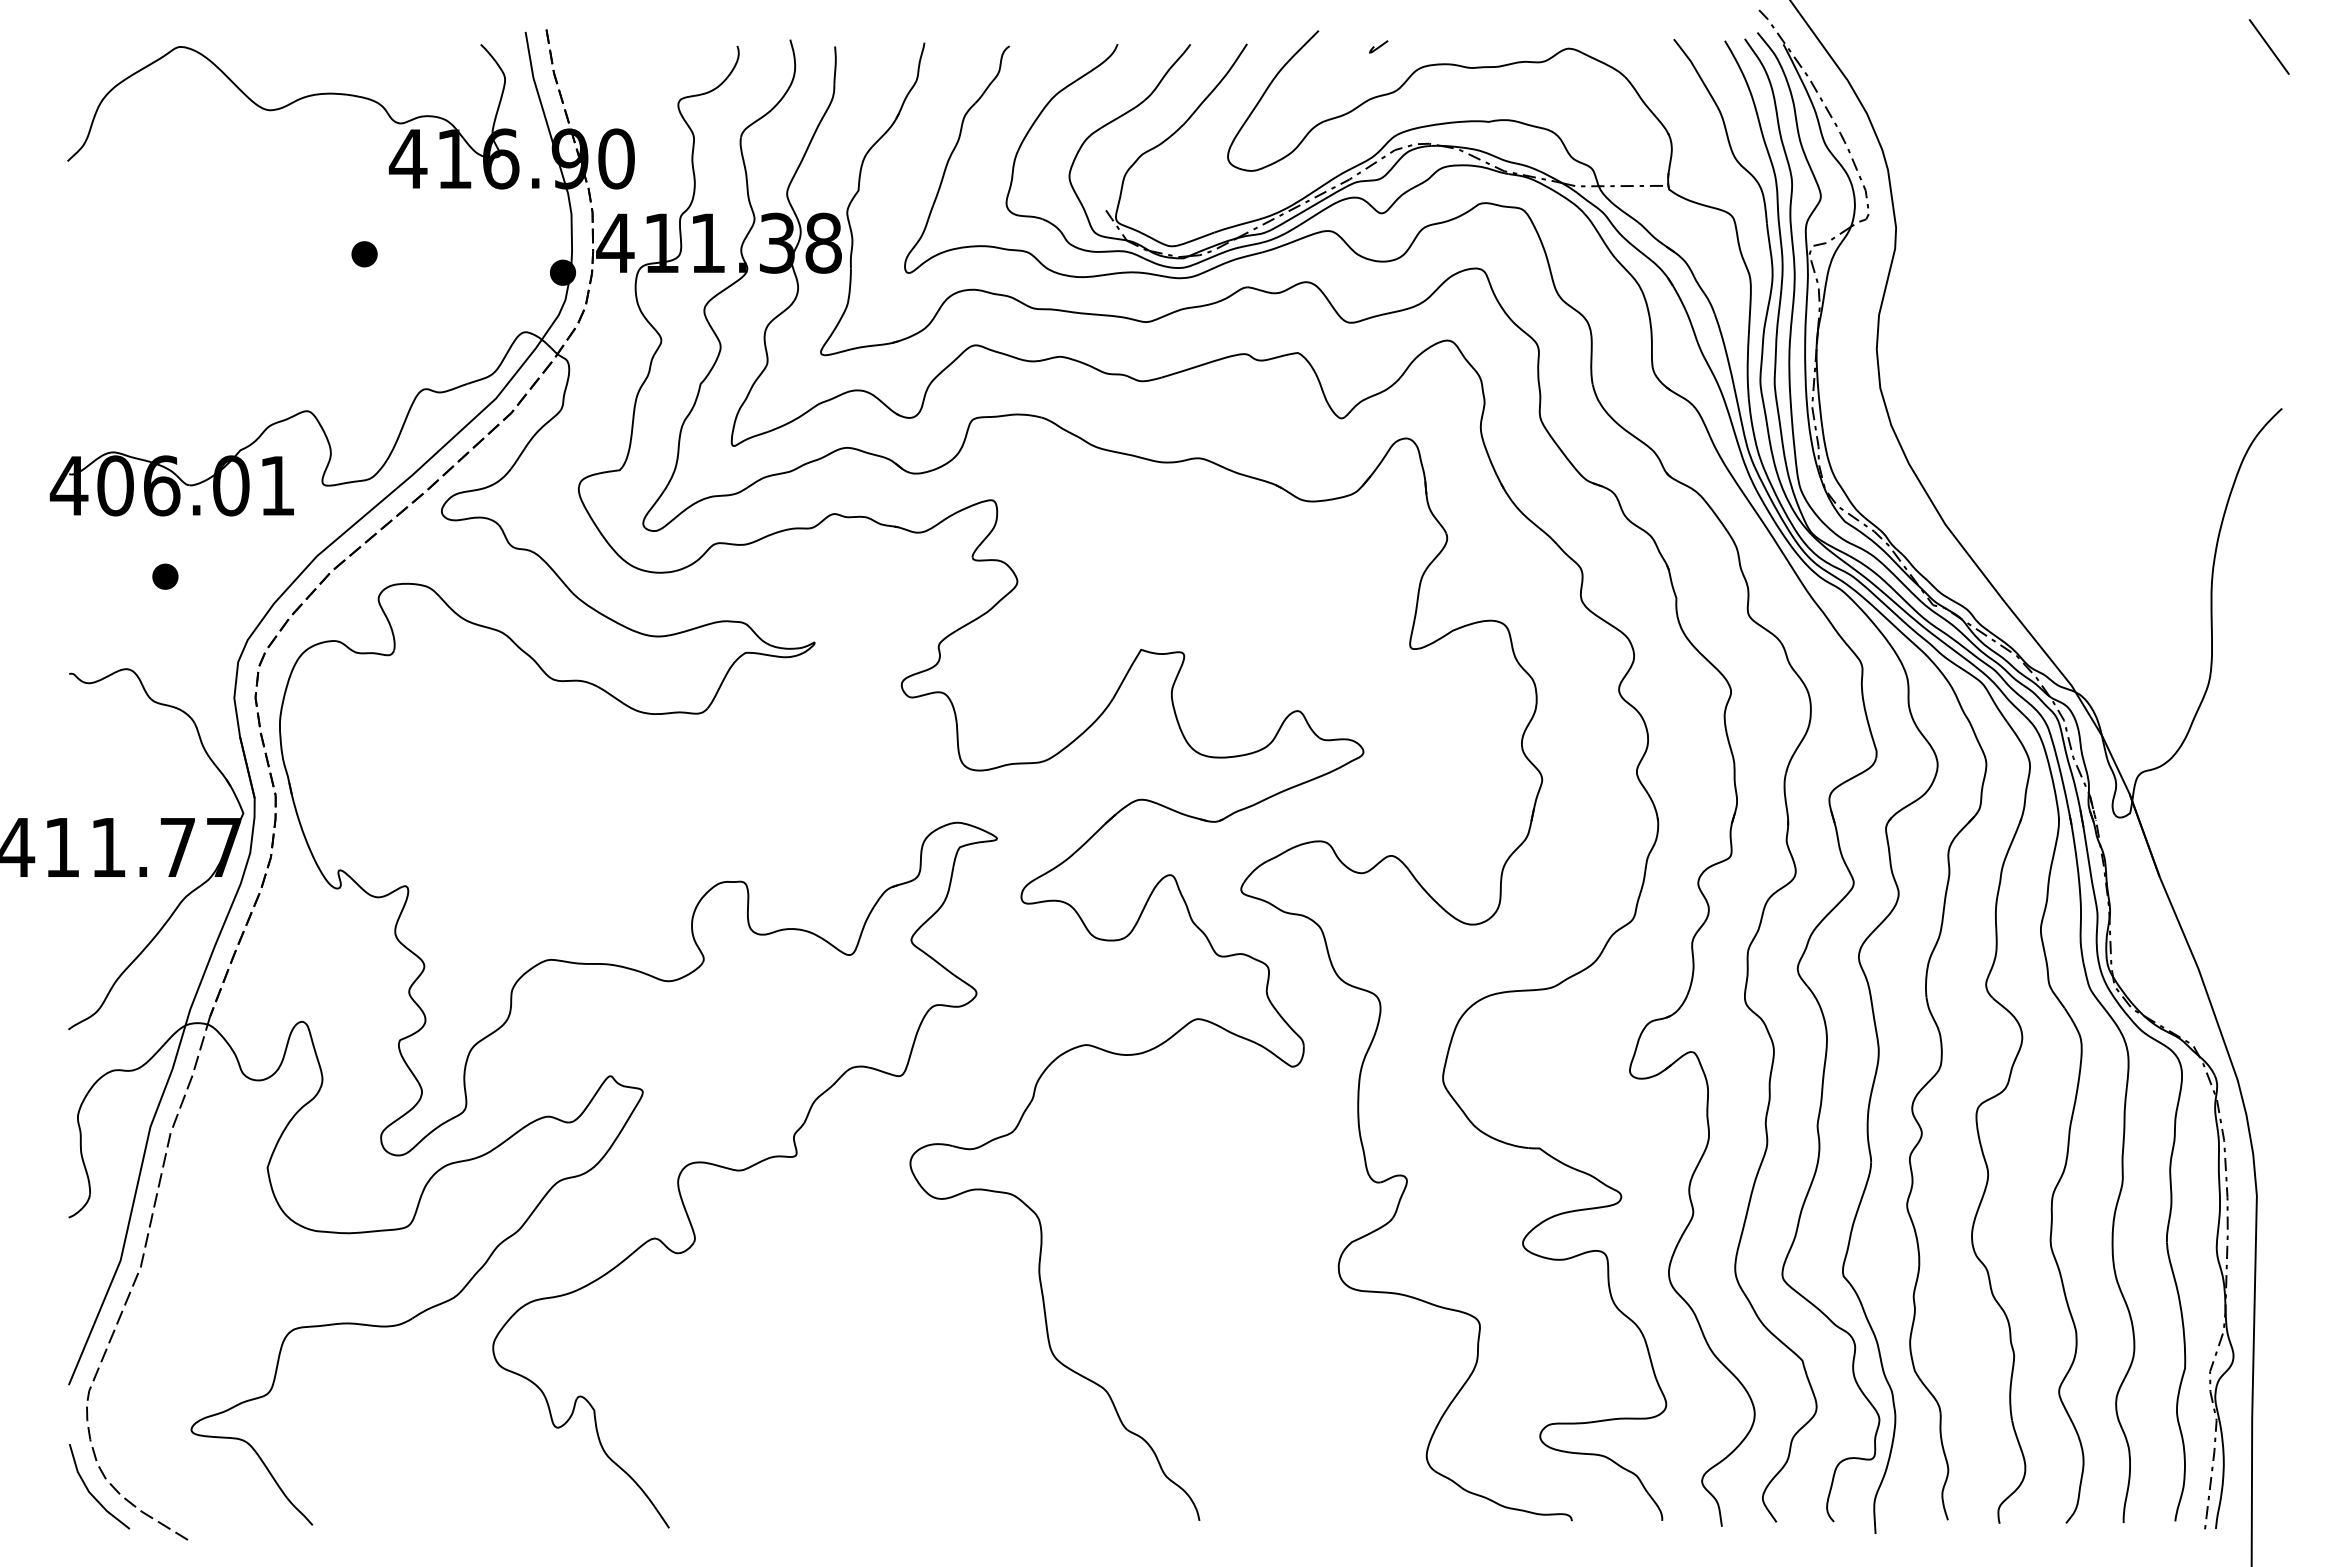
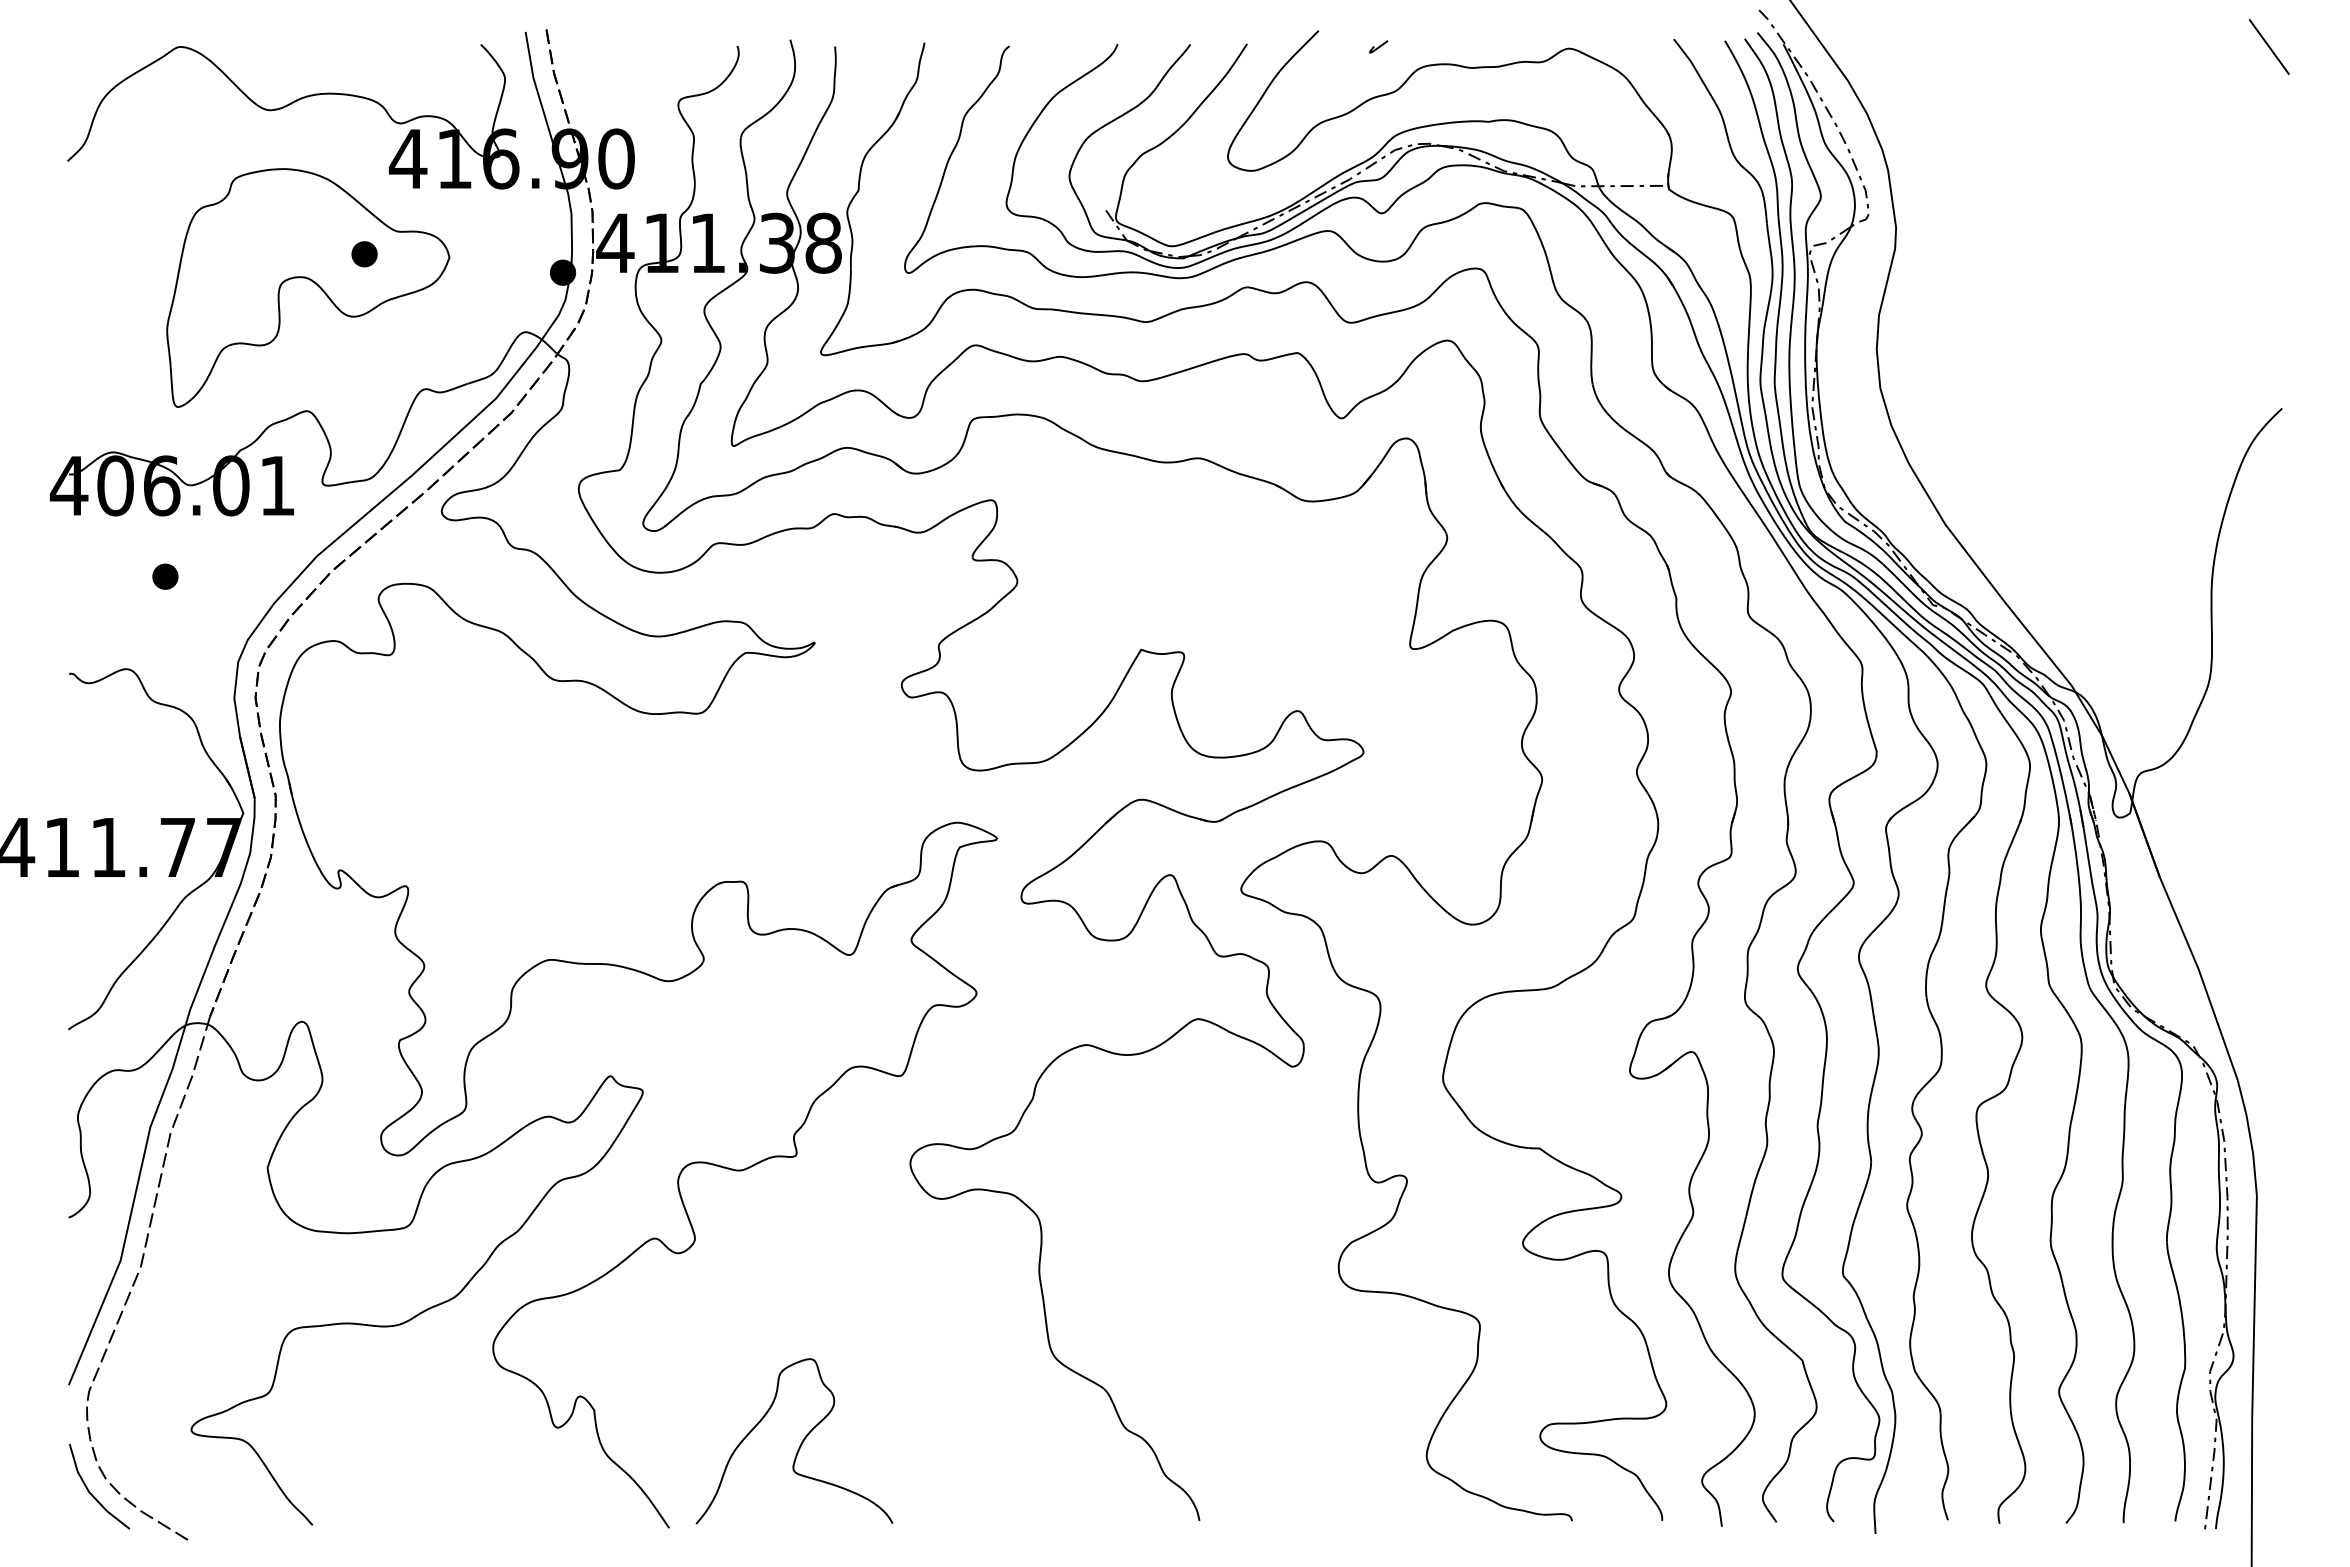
part: none -> present (312, 282)
part: none -> present (800, 1443)
